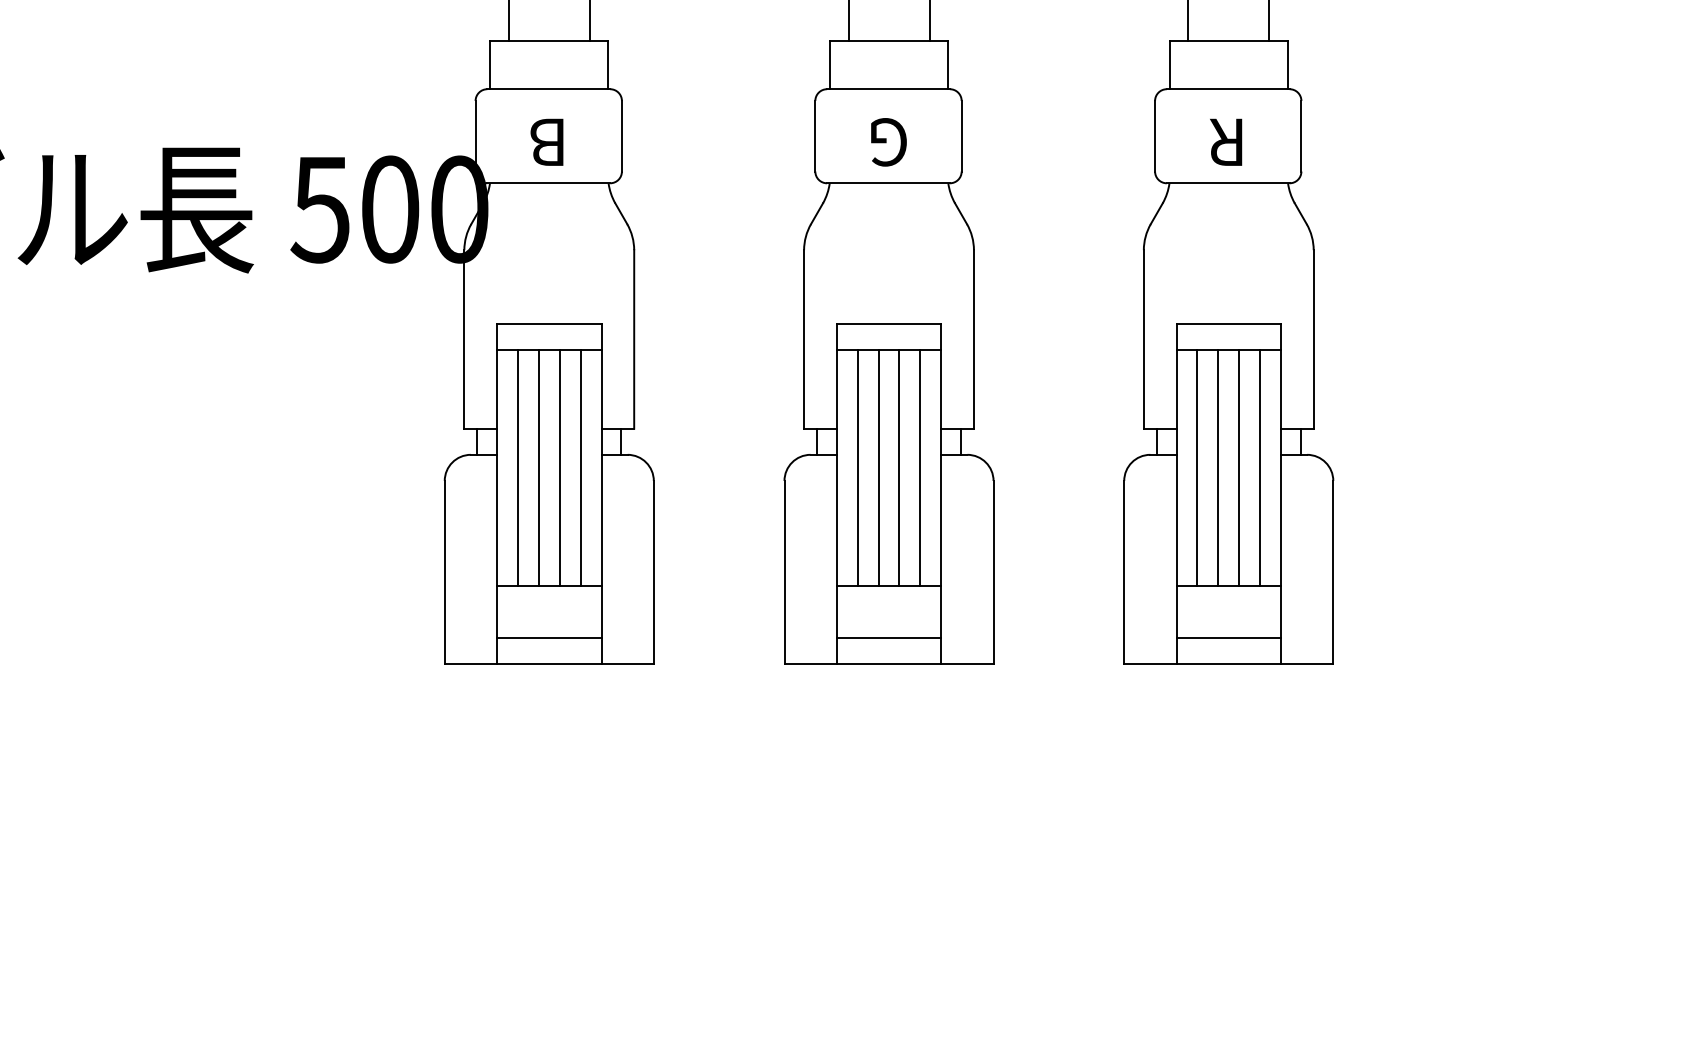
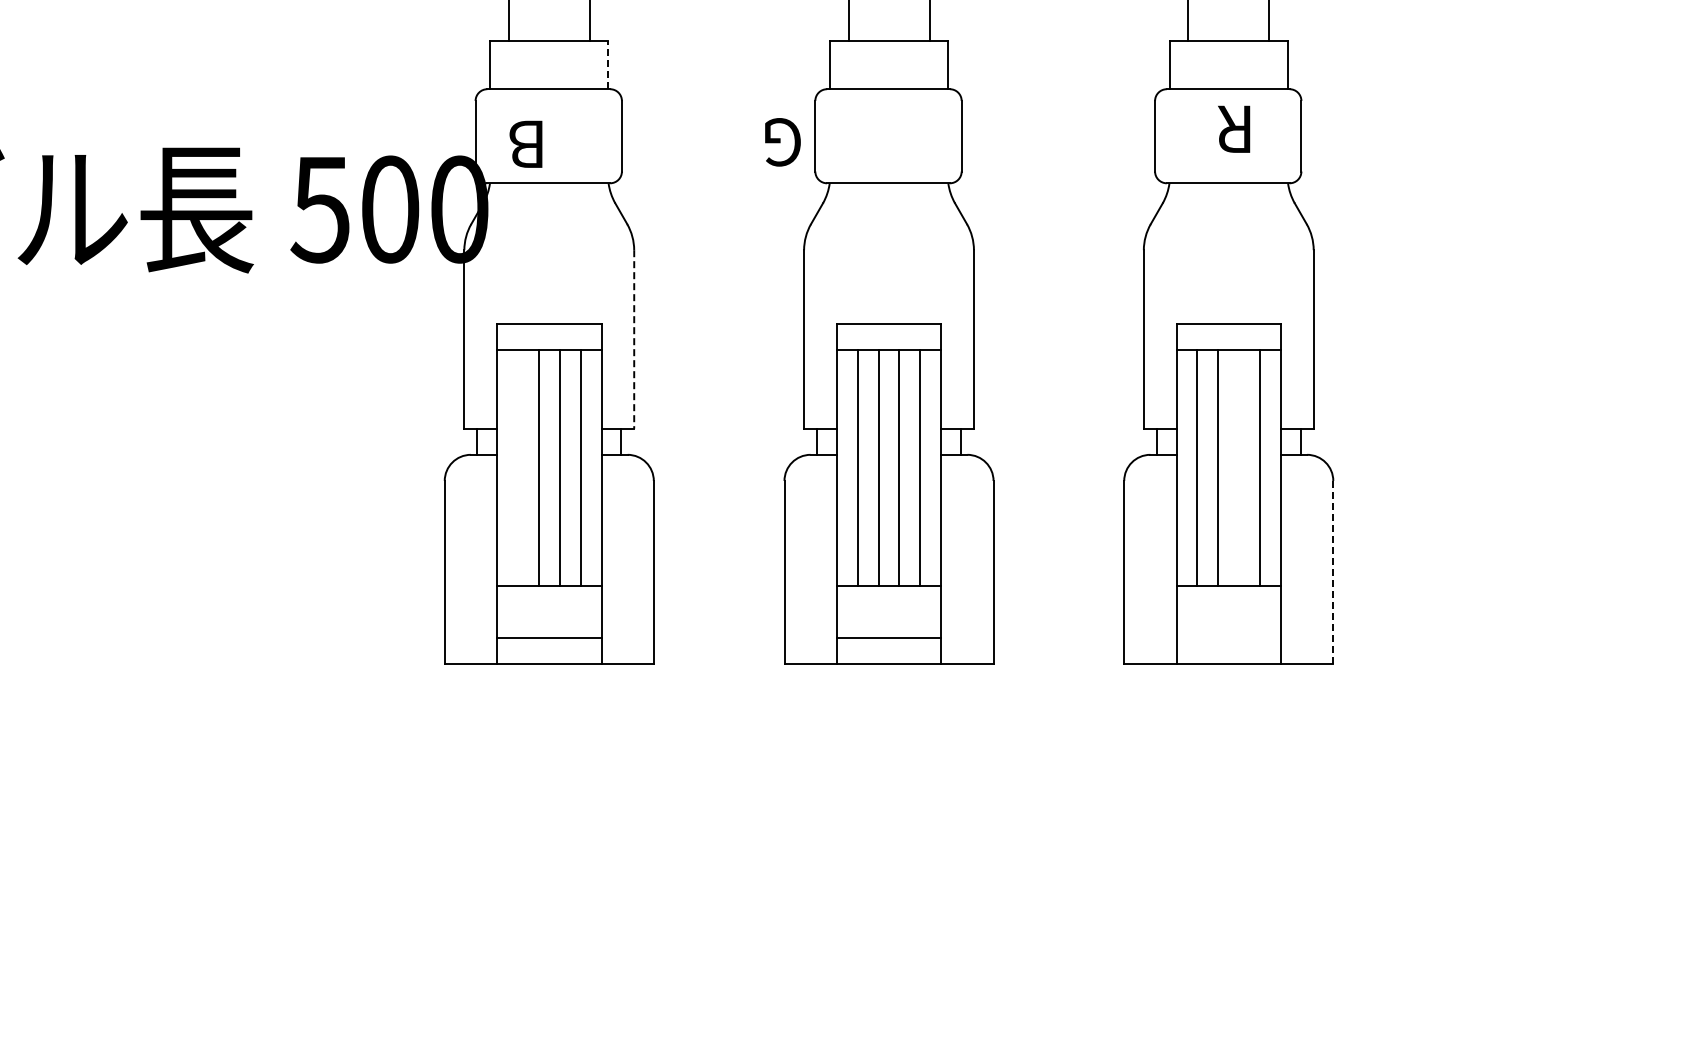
line: solid -> dashed (608, 64)
text position: (546, 141) -> (525, 143) (525, 143)
text position: (1226, 141) -> (1234, 128) (1234, 128)
text position: (888, 142) -> (782, 142) (782, 142)
line: solid -> dashed (634, 339)
line: present -> none (517, 467)
line: present -> none (1239, 467)
line: solid -> dashed (1333, 572)
line: present -> none (1228, 637)
